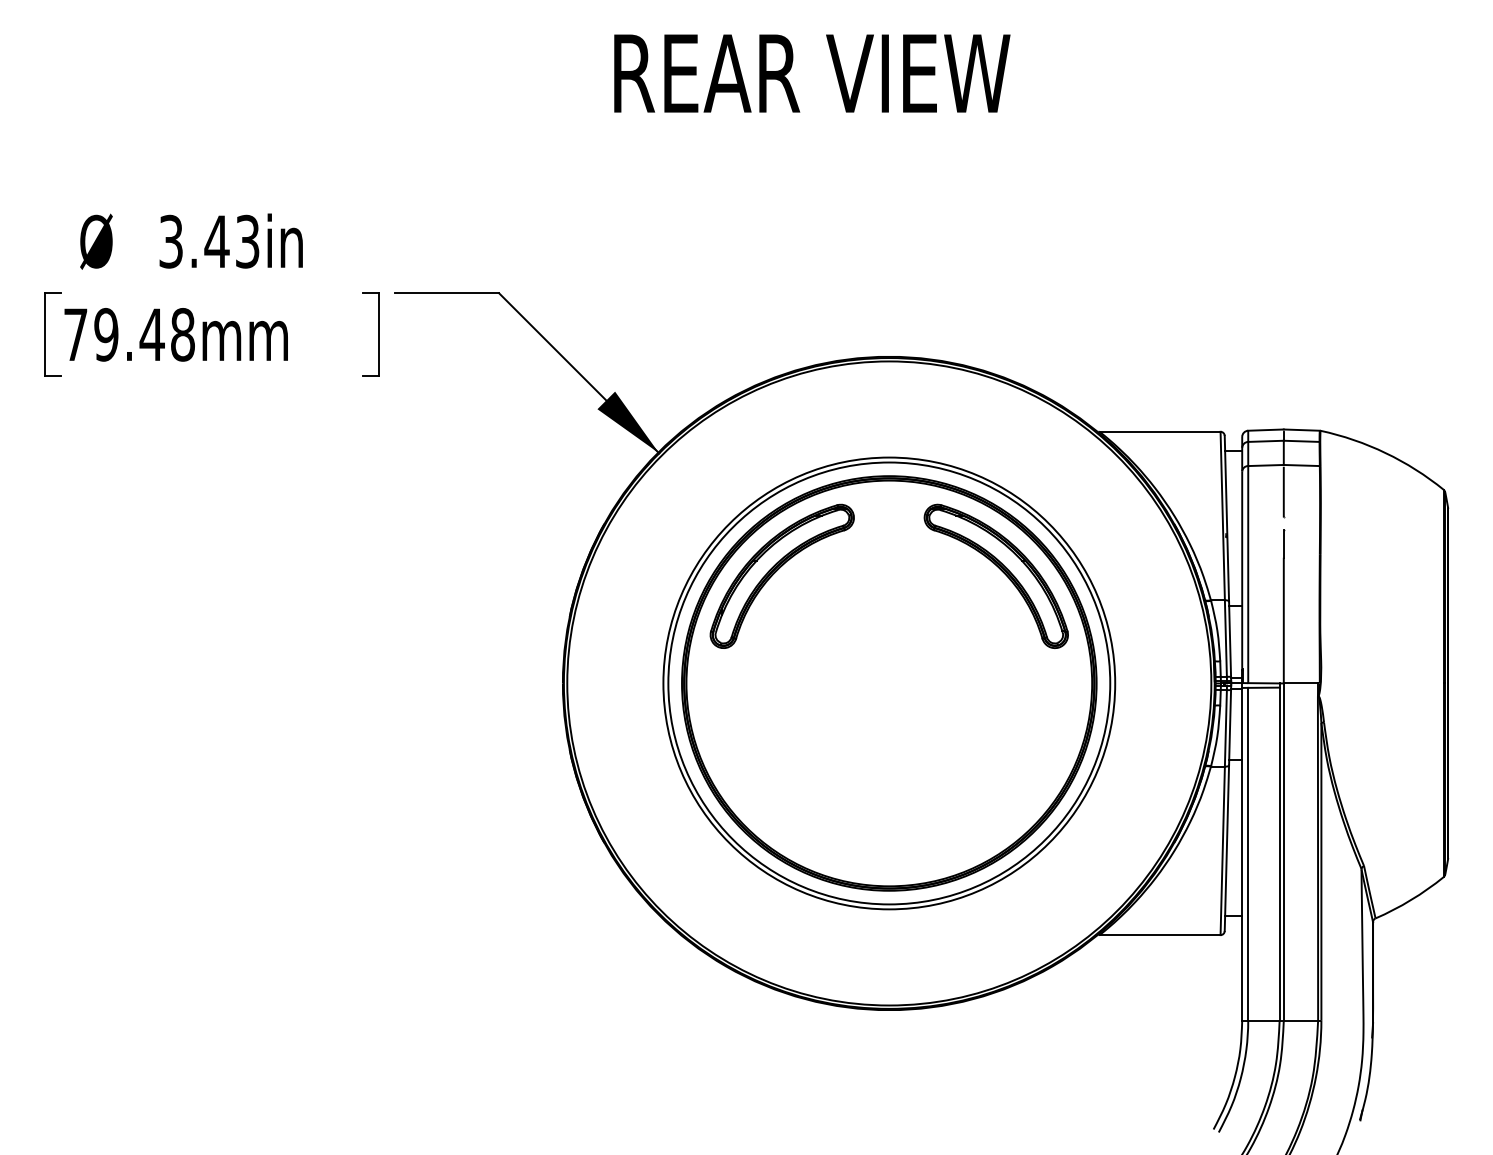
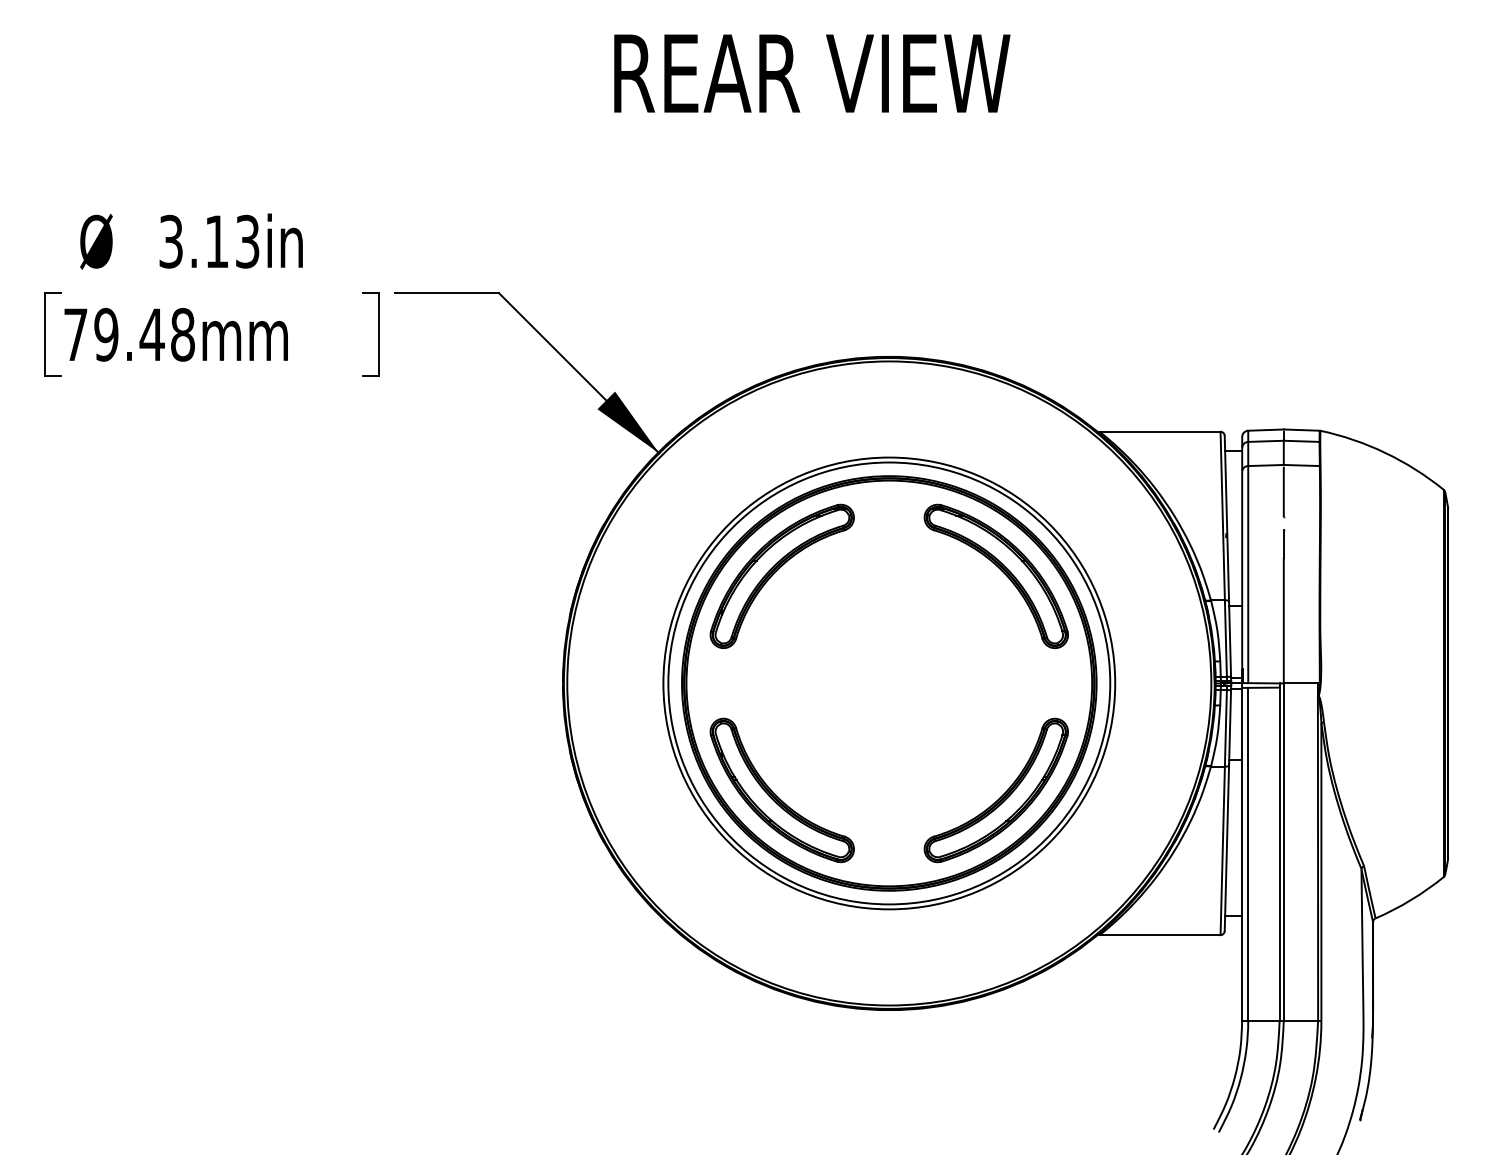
text: 3.43in -> 3.13in (216, 241)
part: none -> present (776, 794)
part: none -> present (1001, 795)
